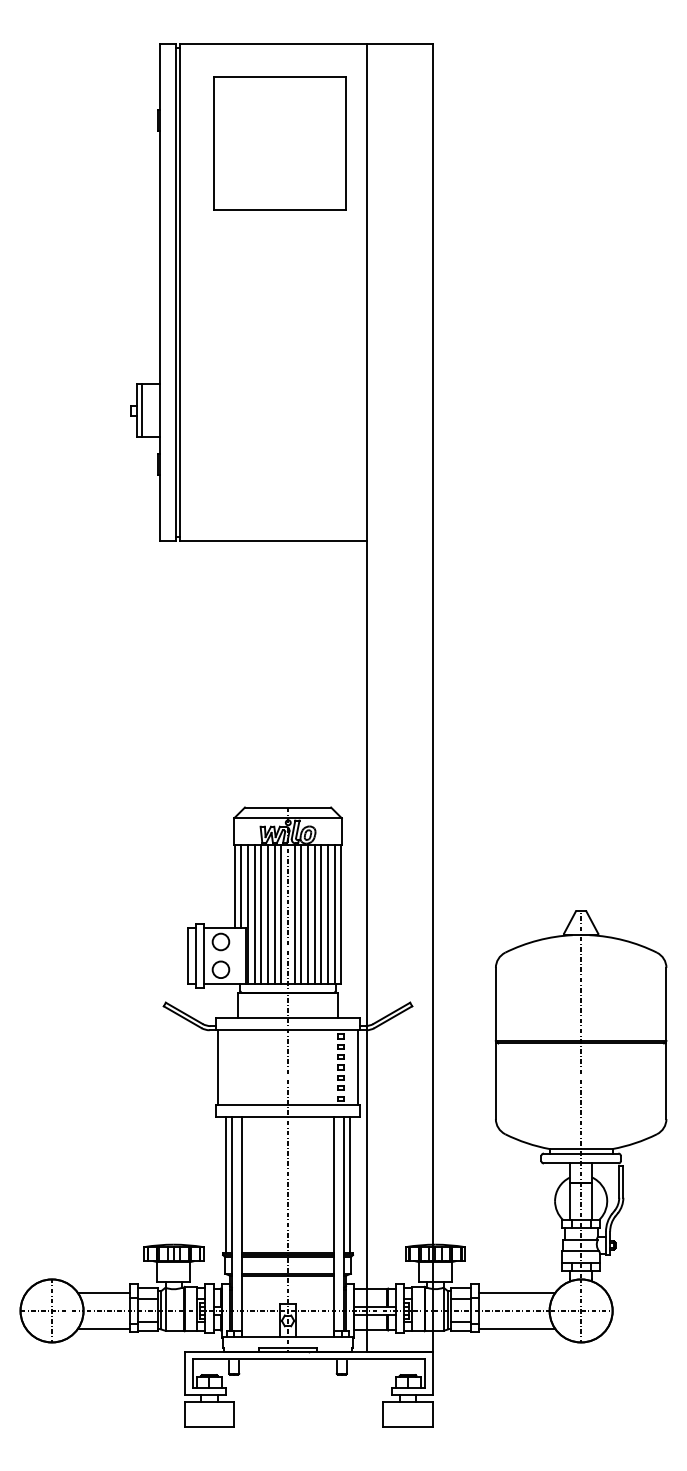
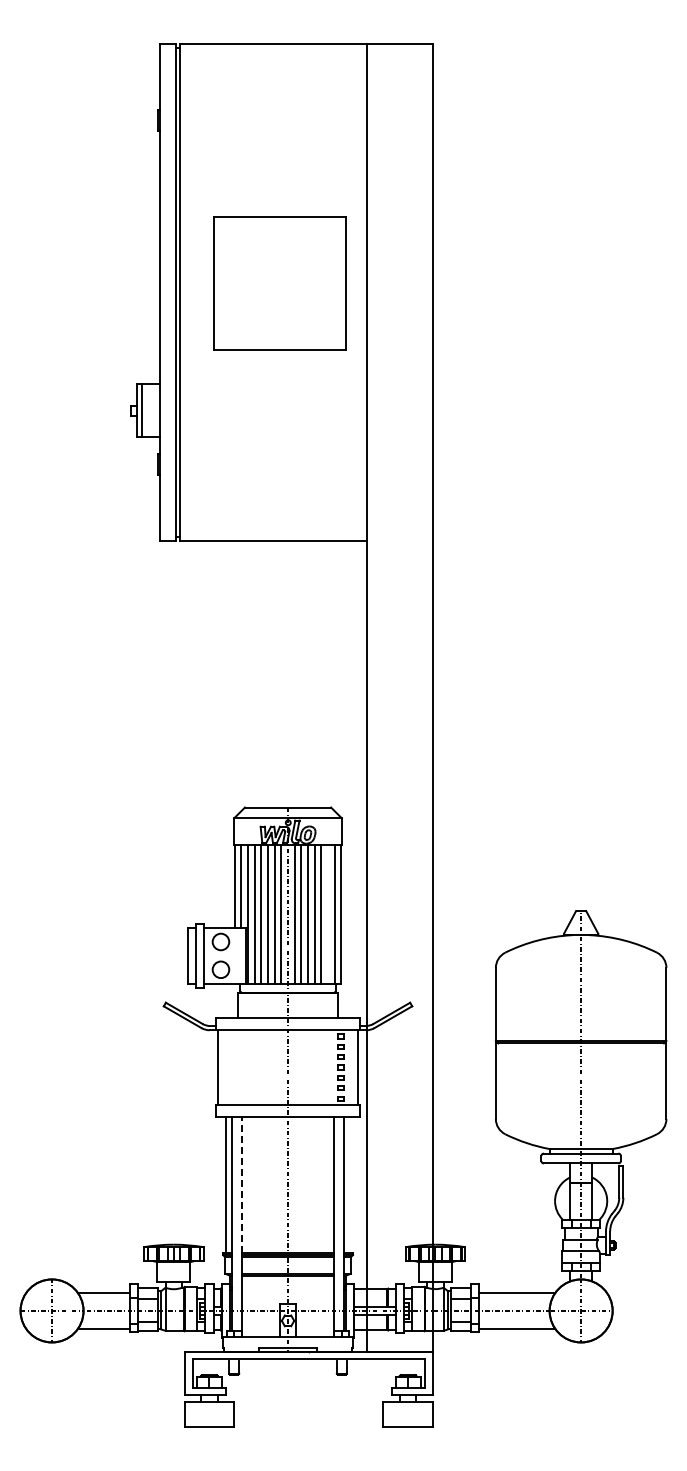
part position: (279, 143) -> (279, 283) (279, 283)
line: present -> none (328, 913)
line: present -> none (350, 1184)
line: solid -> dashed (241, 1185)
